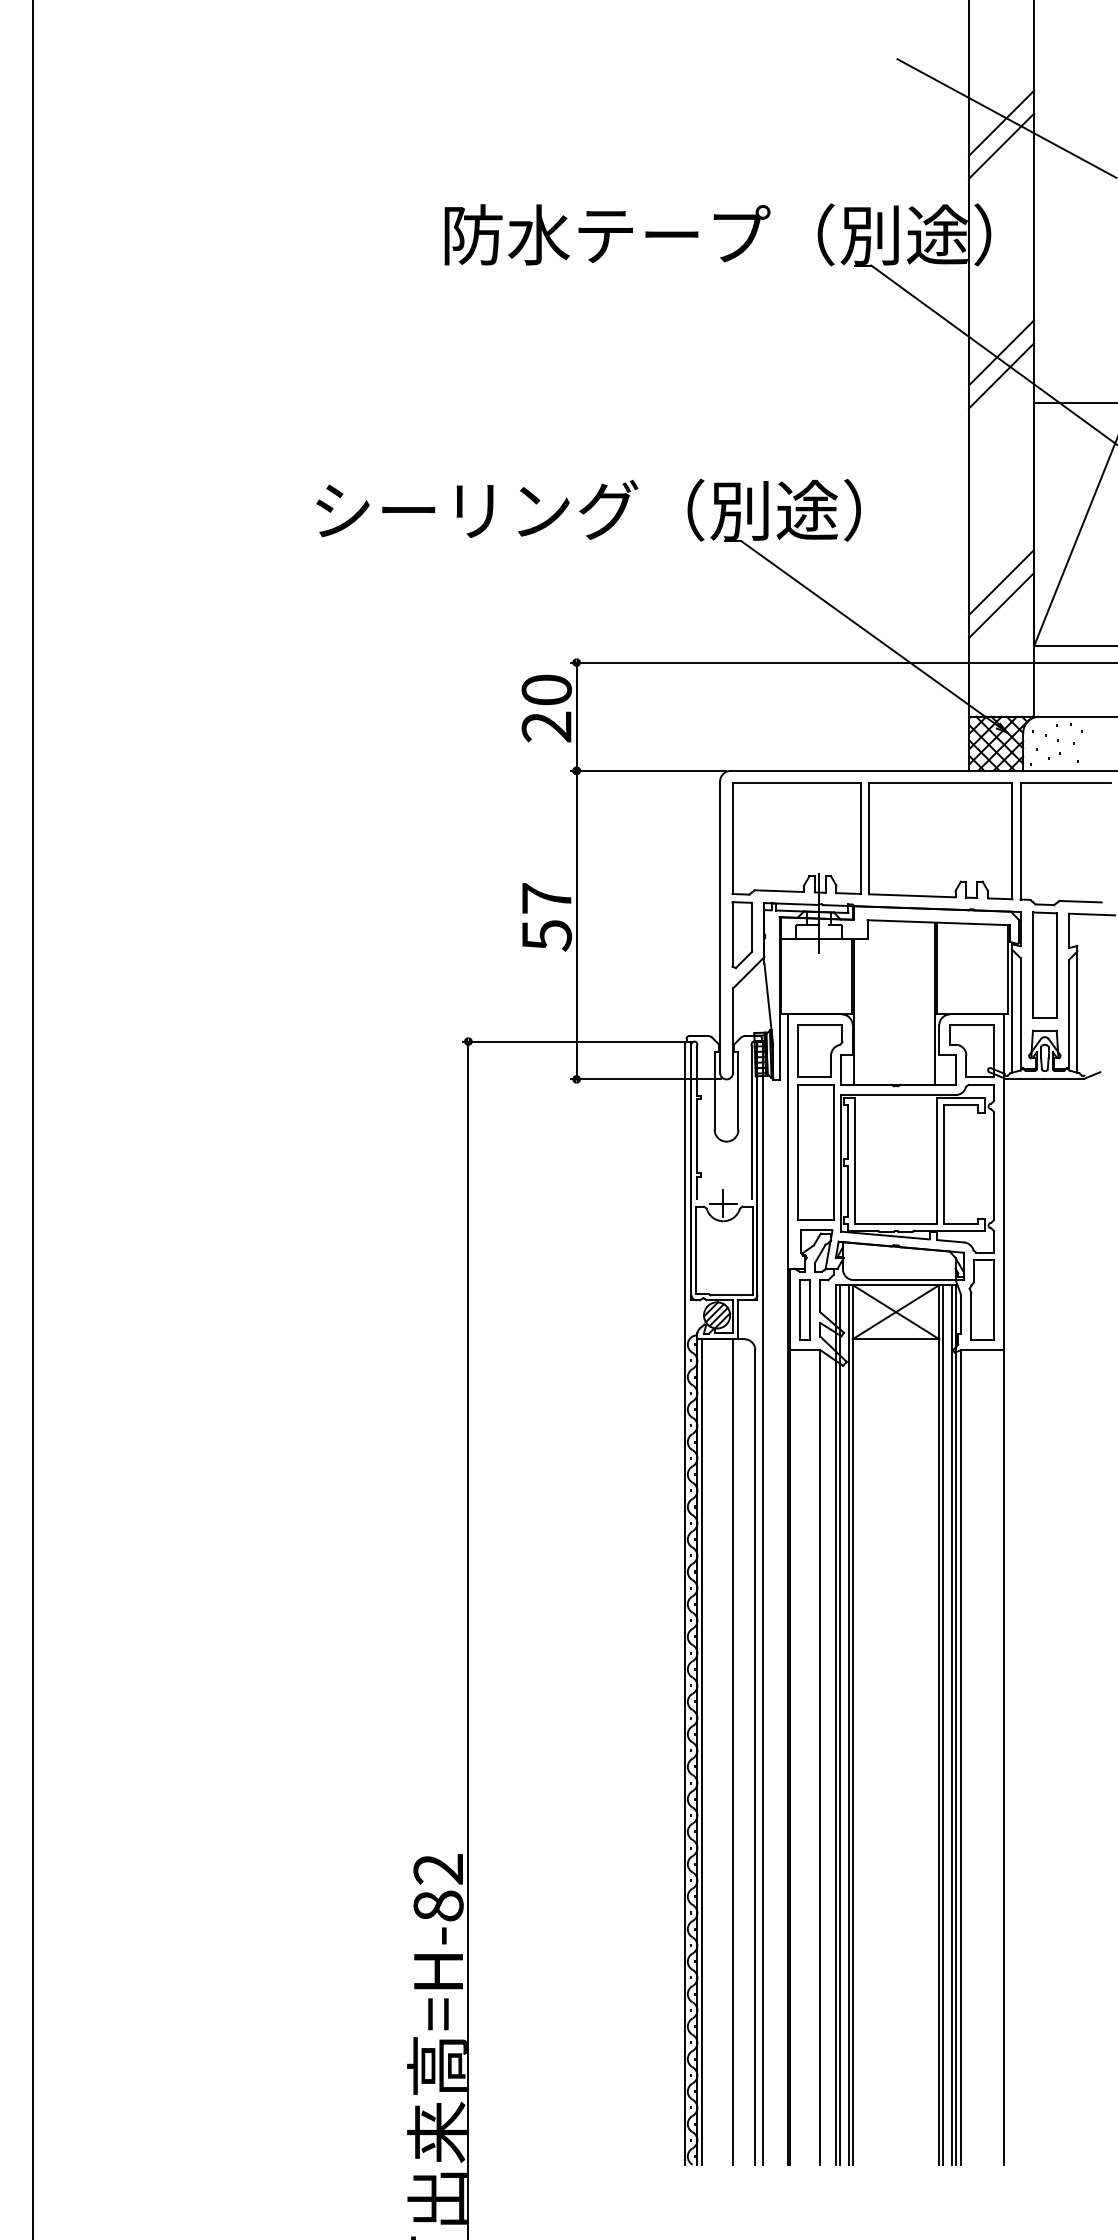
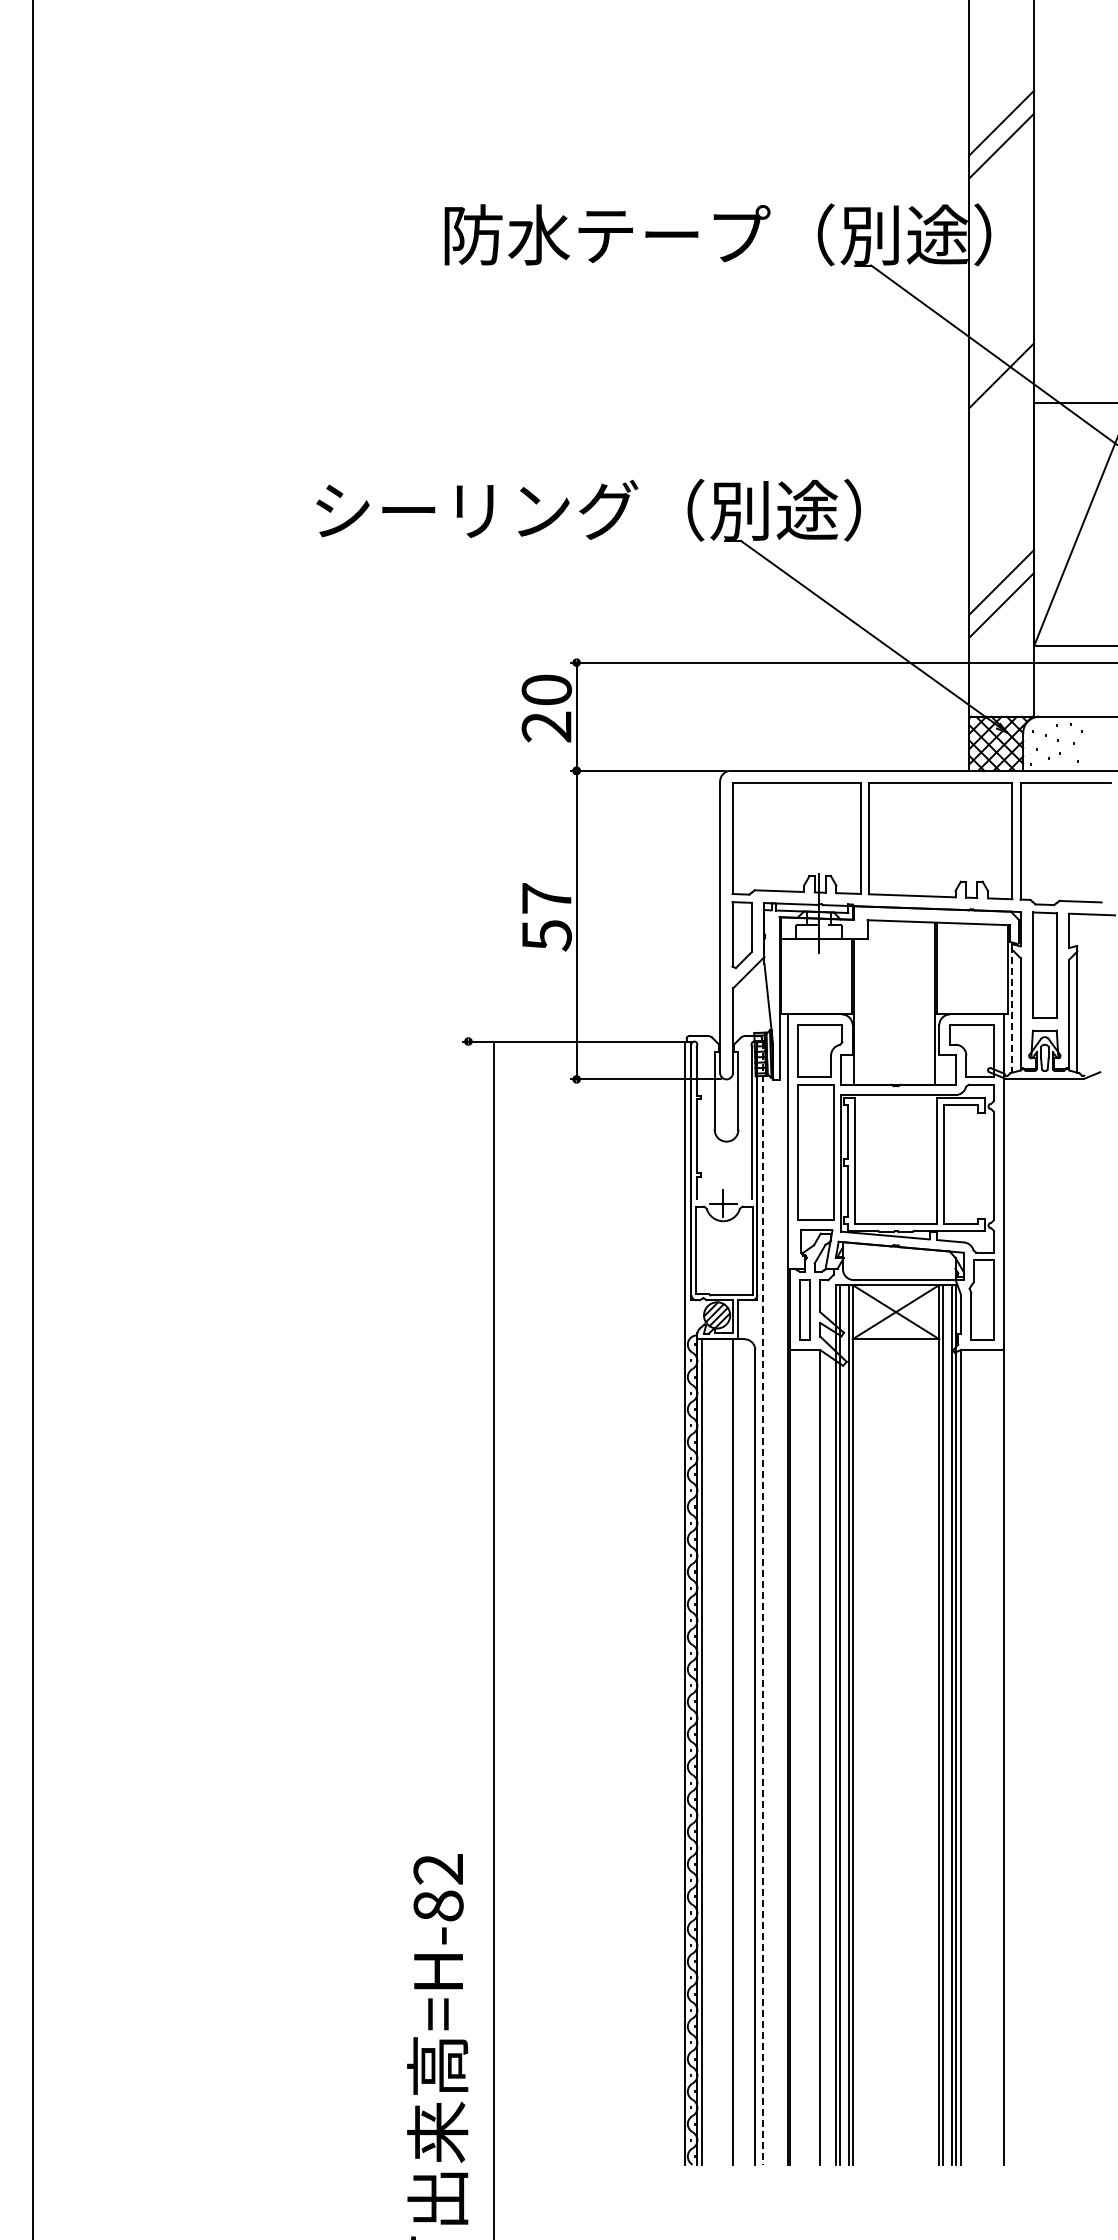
line: present -> none (1005, 117)
line: present -> none (1001, 352)
line: solid -> dashed (1012, 1009)
line: solid -> dashed (763, 1603)
line position: (468, 1638) -> (494, 1638) (494, 1638)
